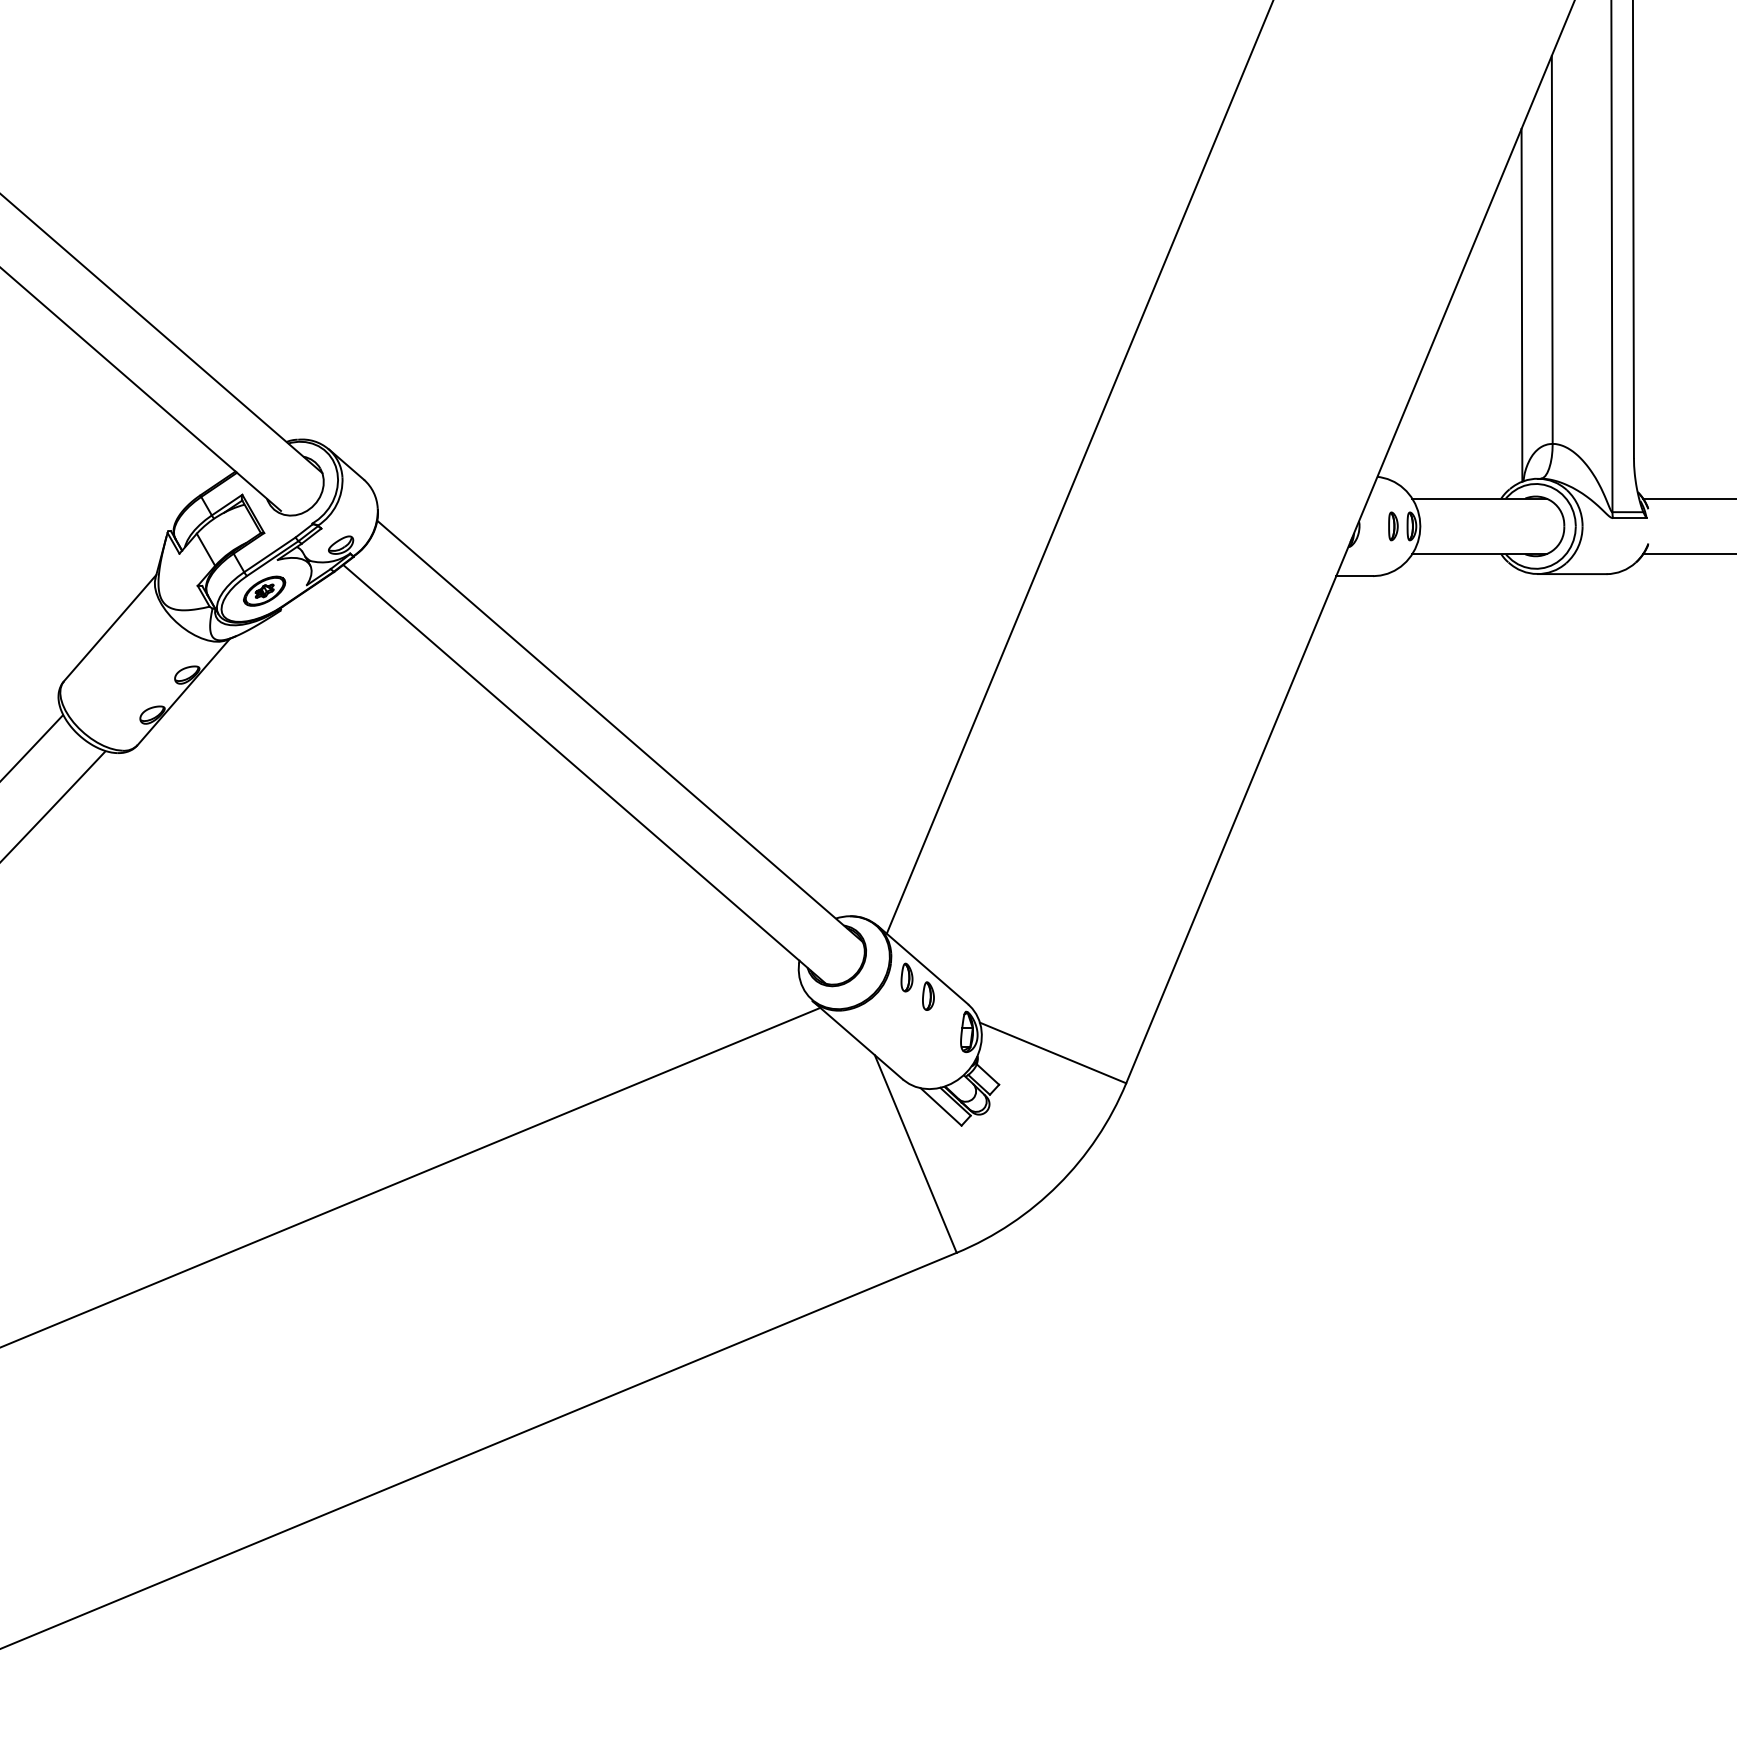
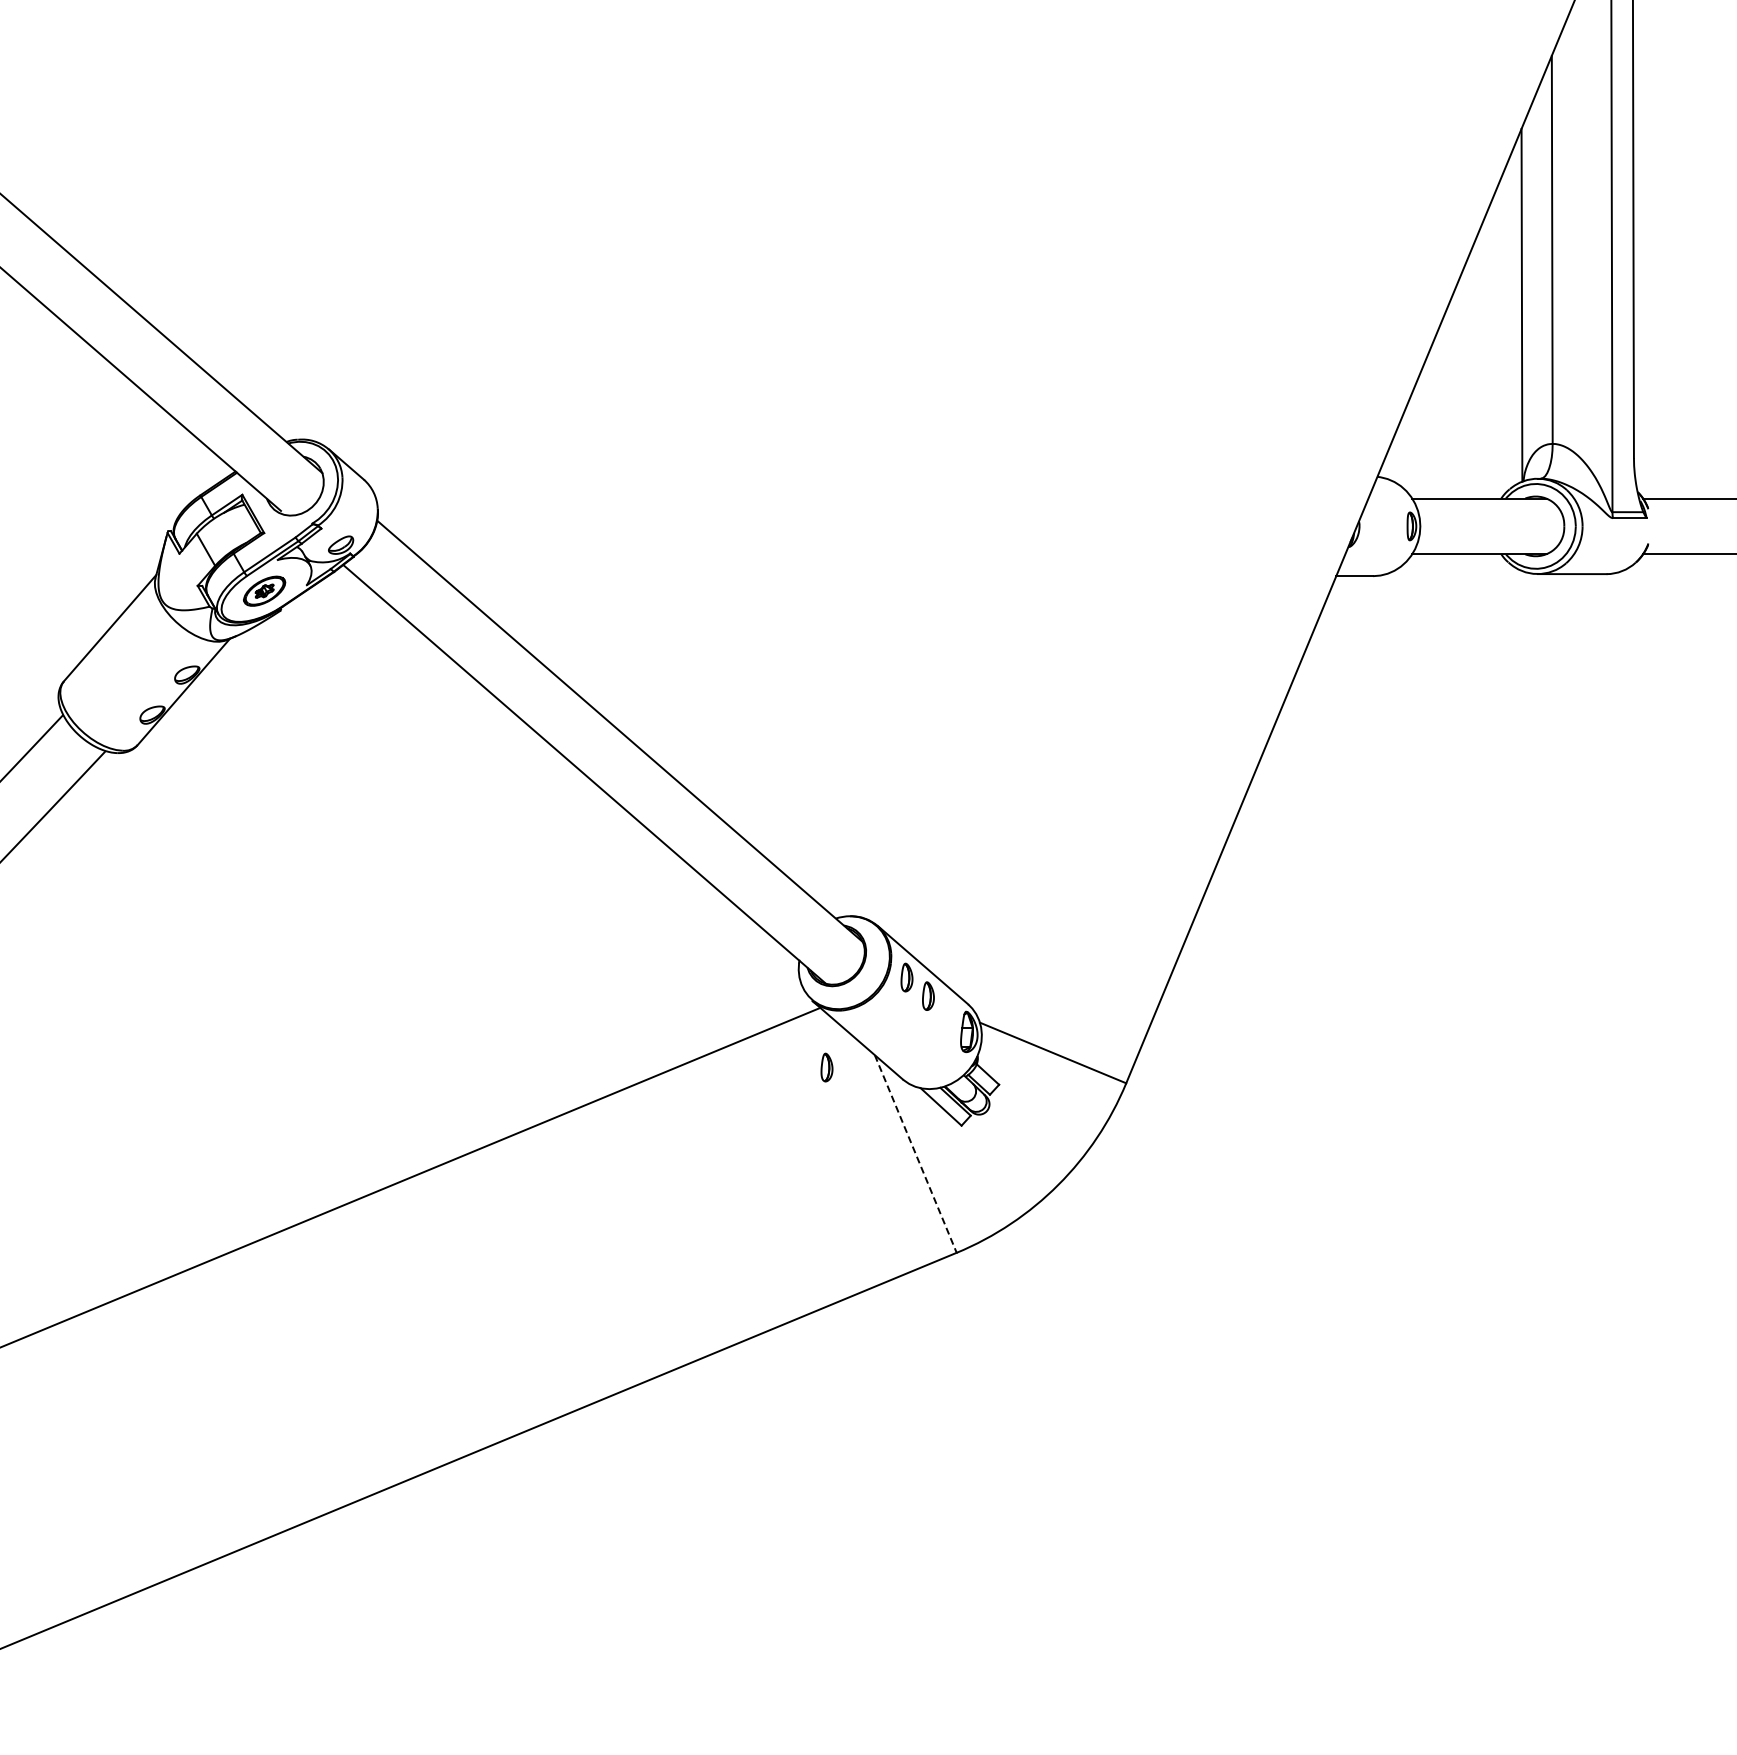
line: present -> none (1079, 467)
part: present -> none (1393, 526)
part: none -> present (826, 1067)
line: solid -> dashed (915, 1153)
